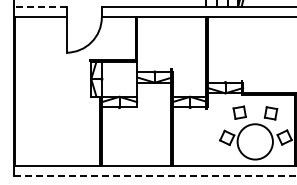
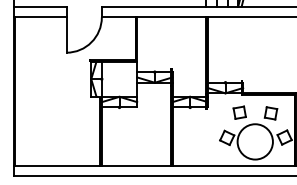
line: dashed -> solid (39, 6)
line: dashed -> solid (155, 176)
